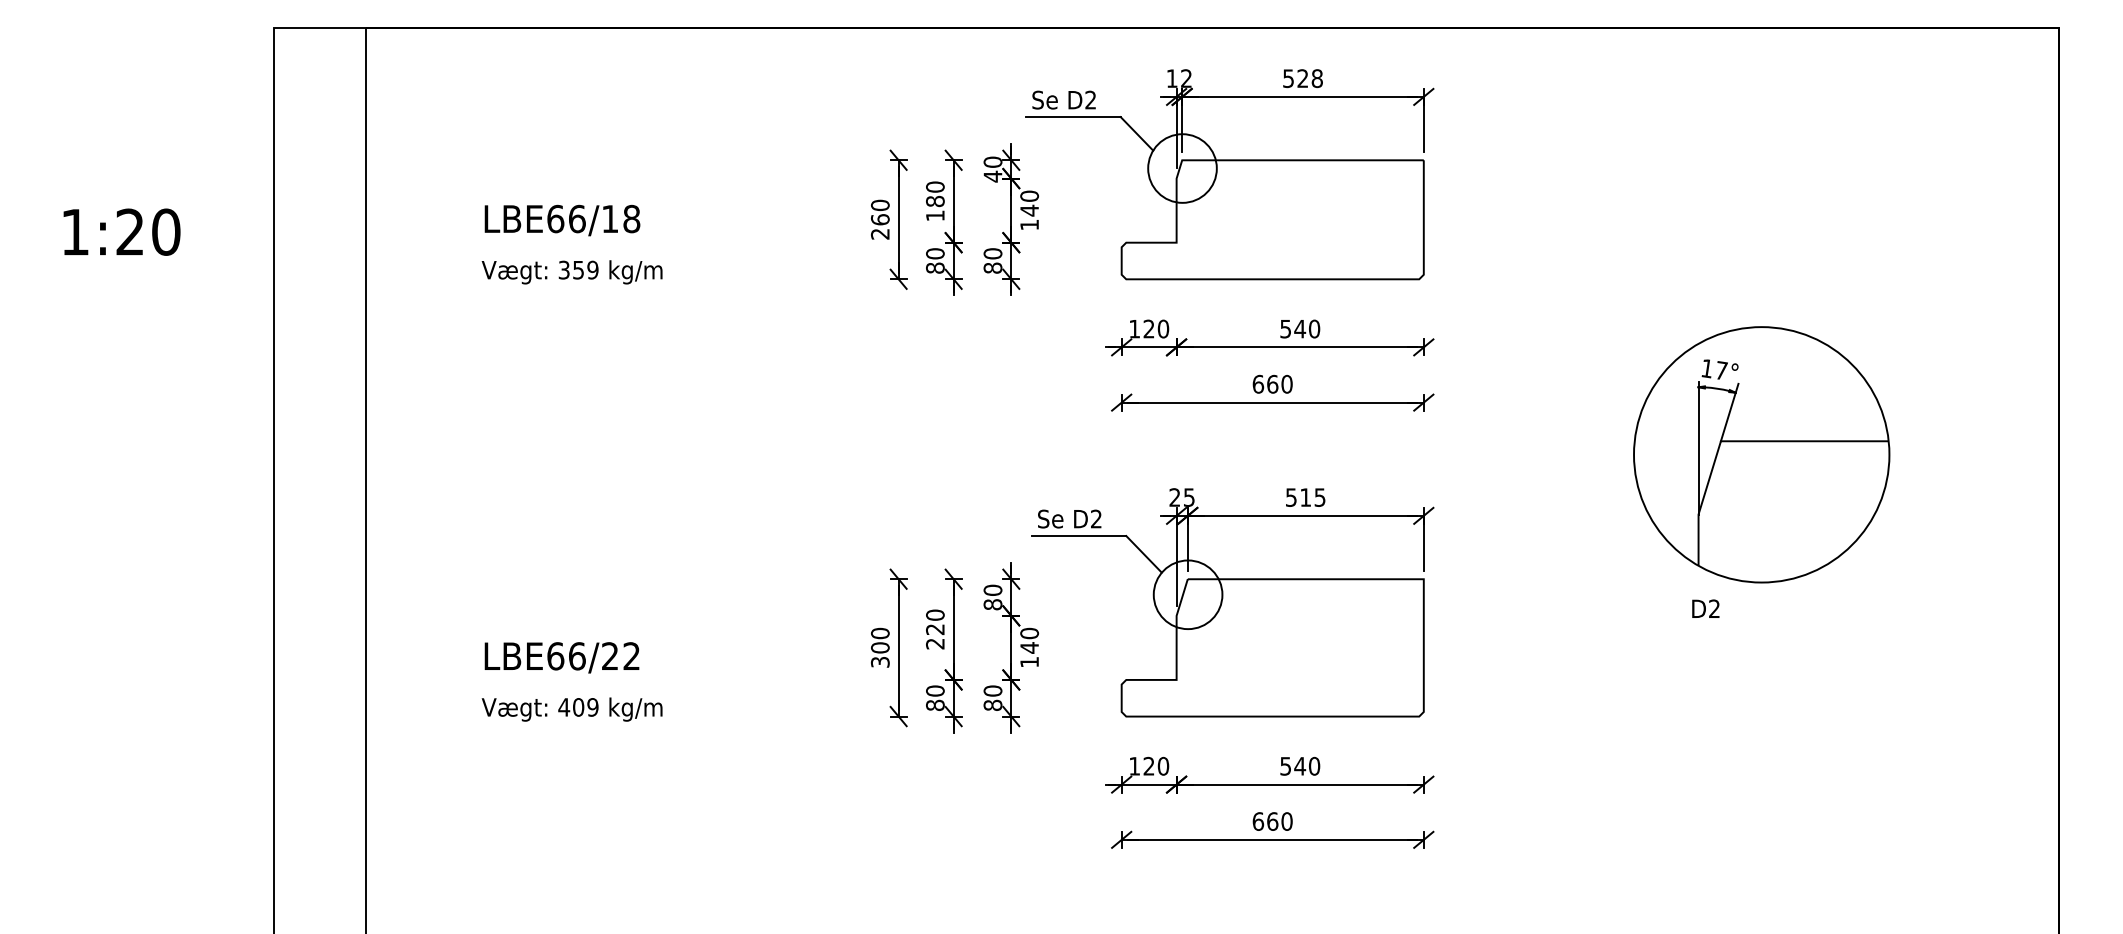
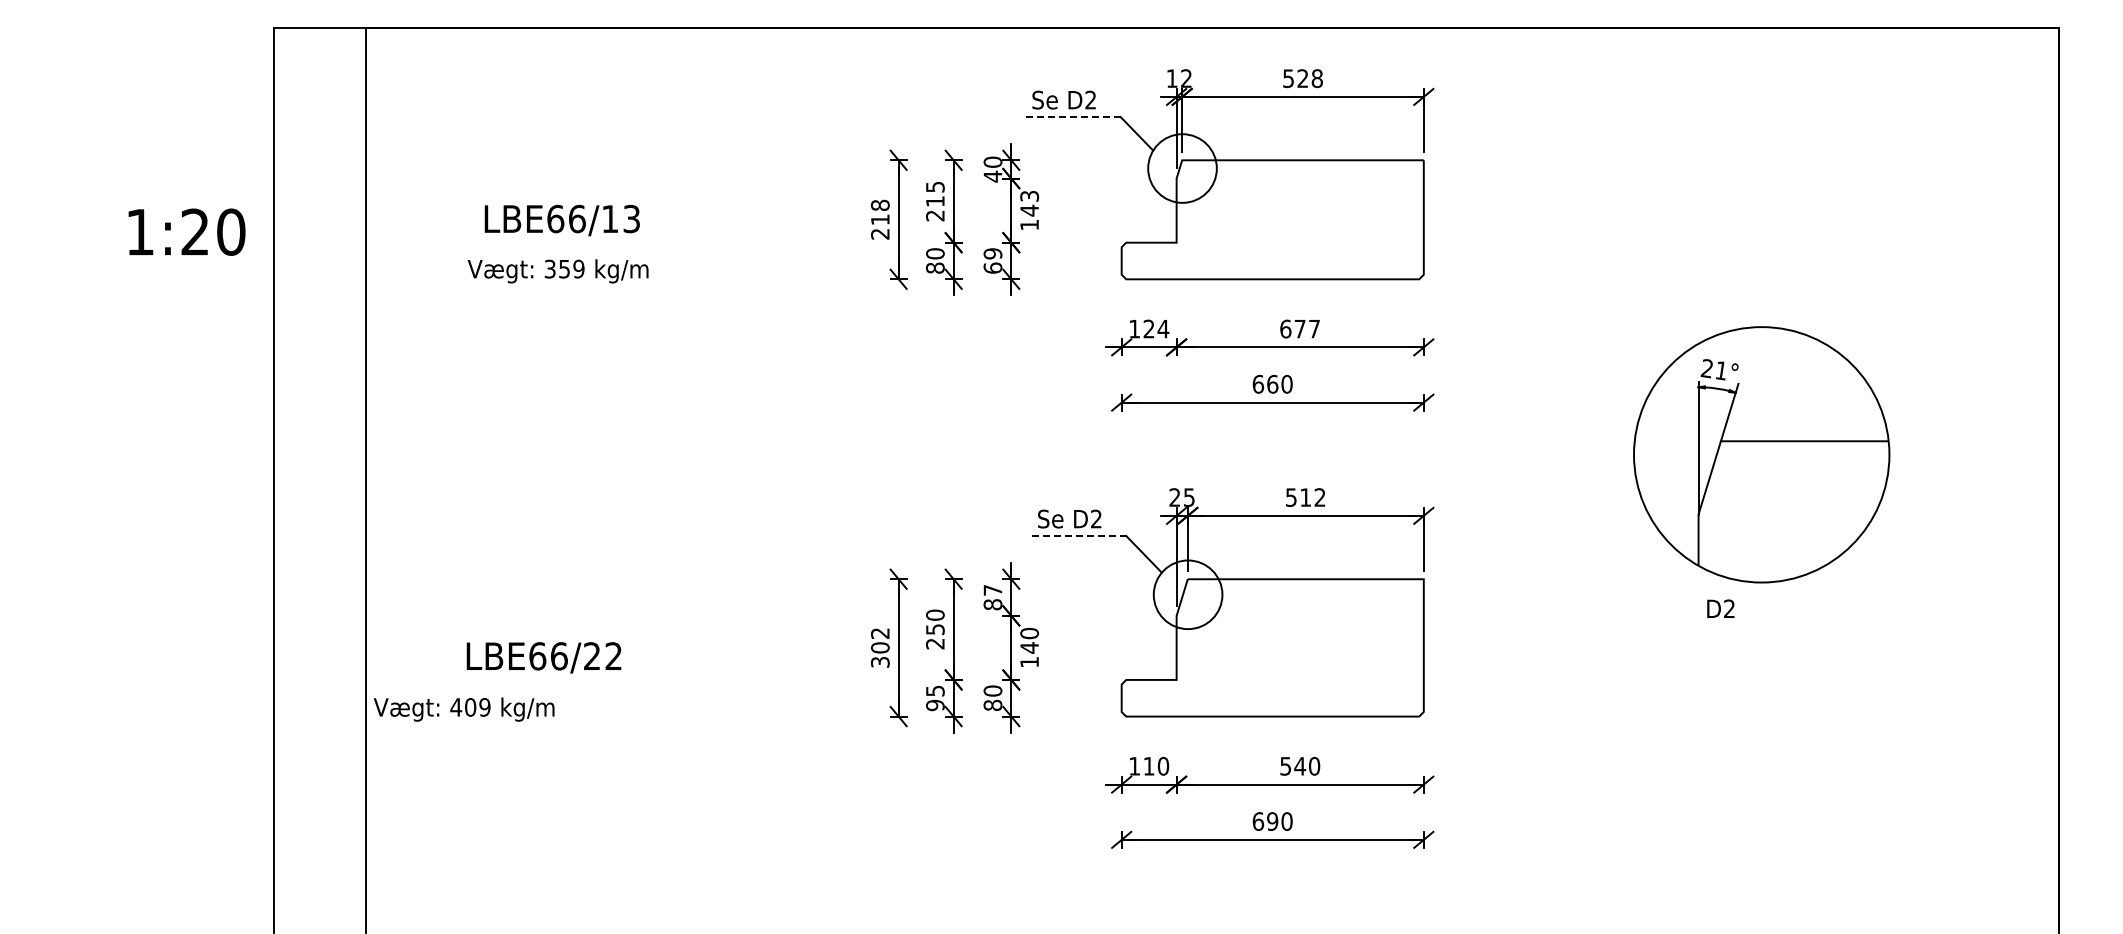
line: solid -> dashed (1073, 117)
text: 140 -> 143 (1029, 195)
text: 180 -> 215 (935, 201)
text: 260 -> 218 (879, 212)
text: LBE66/18 -> LBE66/13 (631, 219)
text position: (121, 231) -> (186, 231) (186, 231)
text: 80 -> 69 (992, 260)
text position: (571, 272) -> (557, 271) (557, 271)
text: 120 -> 124 (1163, 328)
text: 540 -> 677 (1300, 328)
text: 17° -> 21° (1713, 369)
text: 515 -> 512 (1319, 497)
line: solid -> dashed (1079, 536)
text: 80 -> 87 (992, 589)
text position: (1705, 608) -> (1720, 608) (1720, 608)
text: 220 -> 250 (935, 629)
text: 300 -> 302 (880, 633)
text position: (561, 657) -> (543, 657) (543, 657)
text: 80 -> 95 (935, 698)
text position: (571, 709) -> (463, 709) (463, 709)
text: 120 -> 110 (1148, 765)
text: 660 -> 690 (1272, 821)
